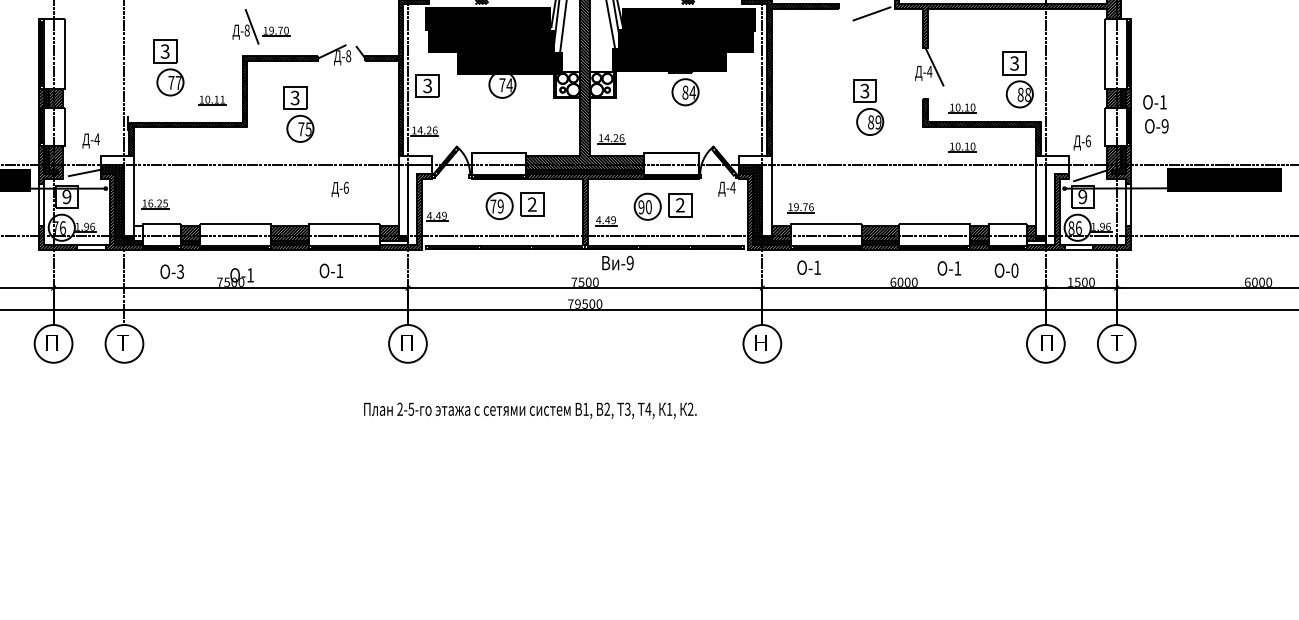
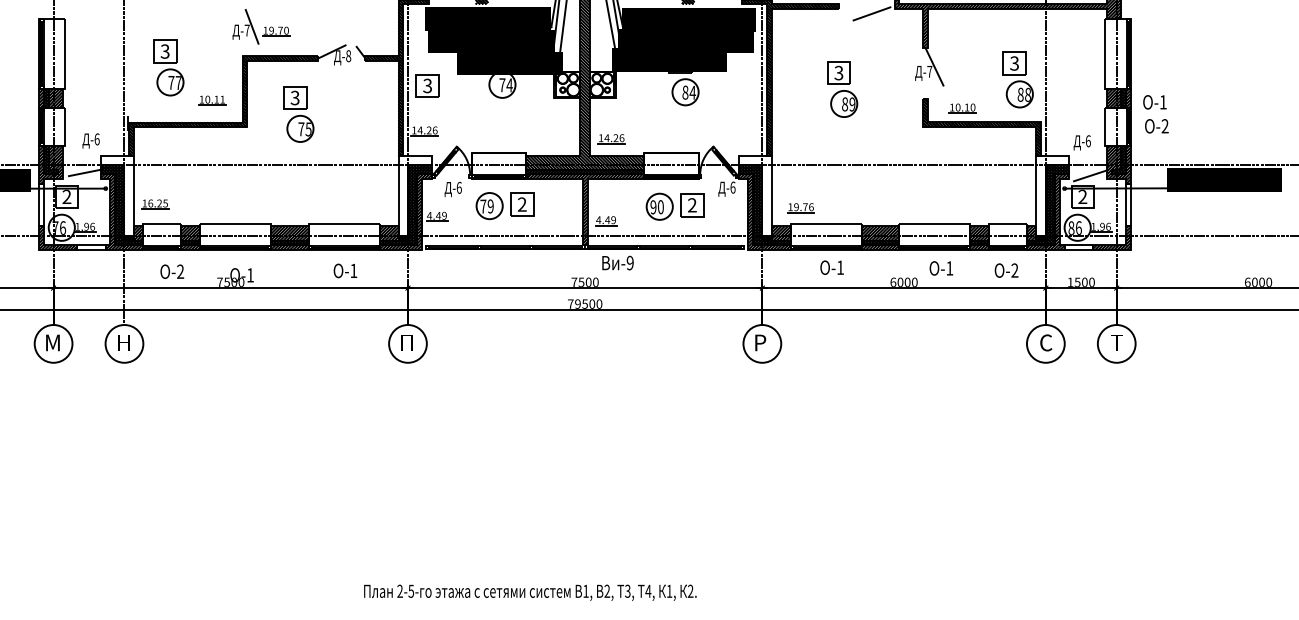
text: -8 -> -7 (246, 30)
text: -4 -> -7 (929, 71)
part position: (868, 107) -> (842, 89) (842, 89)
text: -9 -> -2 (1164, 126)
text: -4 -> -6 (96, 139)
part: present -> none (962, 147)
text: -4 -> -6 (732, 187)
text position: (339, 189) -> (452, 189) (452, 189)
text: 9 -> 2 (66, 197)
text: 9 -> 2 (1082, 197)
hatch: none -> present (405, 205)
hatch: none -> present (1047, 205)
part position: (514, 206) -> (504, 206) (504, 206)
part position: (662, 206) -> (674, 206) (674, 206)
hatch: none -> present (138, 233)
text position: (808, 267) -> (831, 267) (831, 267)
text position: (949, 268) -> (941, 268) (941, 268)
text position: (331, 270) -> (345, 270) (345, 270)
text: -0 -> -2 (1014, 270)
text: -3 -> -2 (180, 271)
text: П -> М (52, 342)
text: Т -> Н (123, 342)
text: Н -> Р (760, 342)
text: П -> С (1046, 342)
text position: (530, 410) -> (530, 592) (530, 592)
